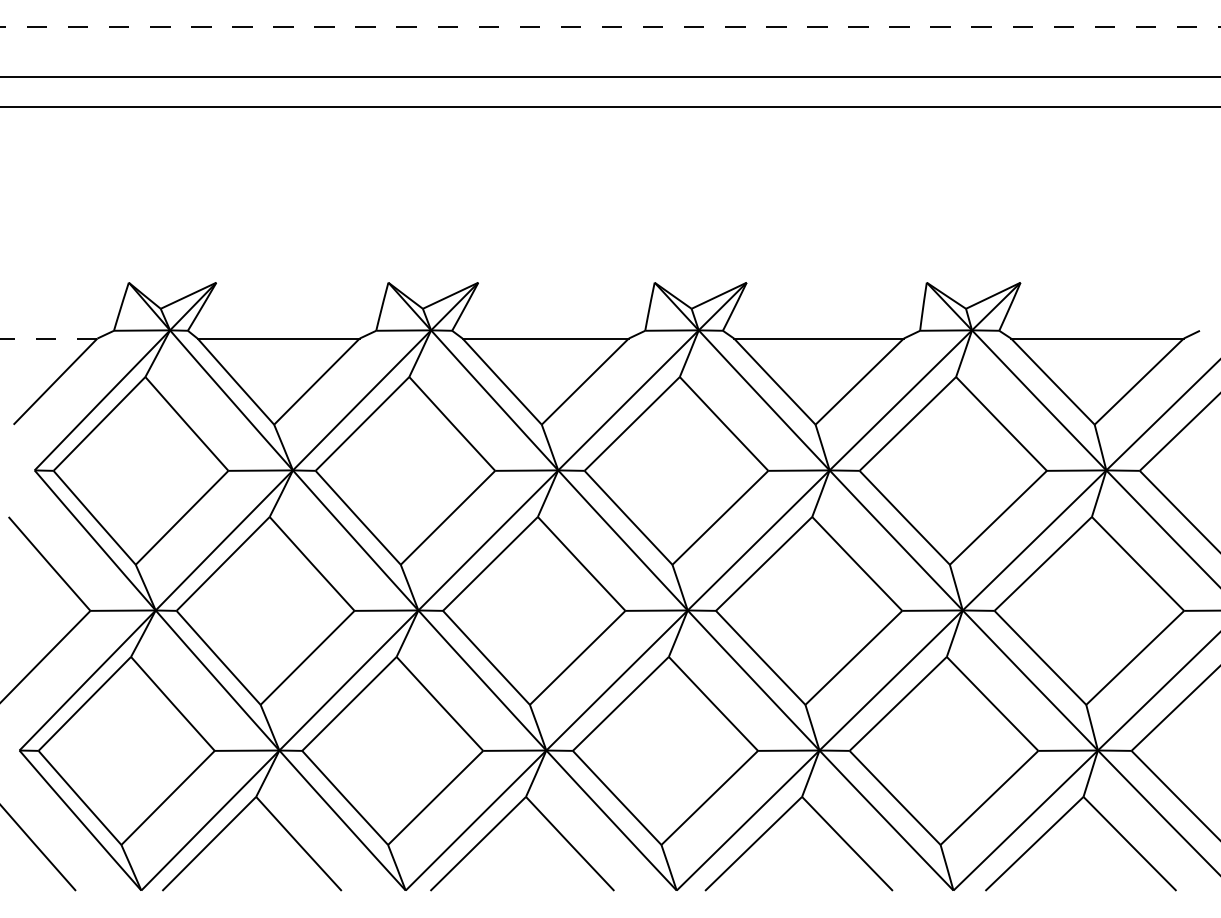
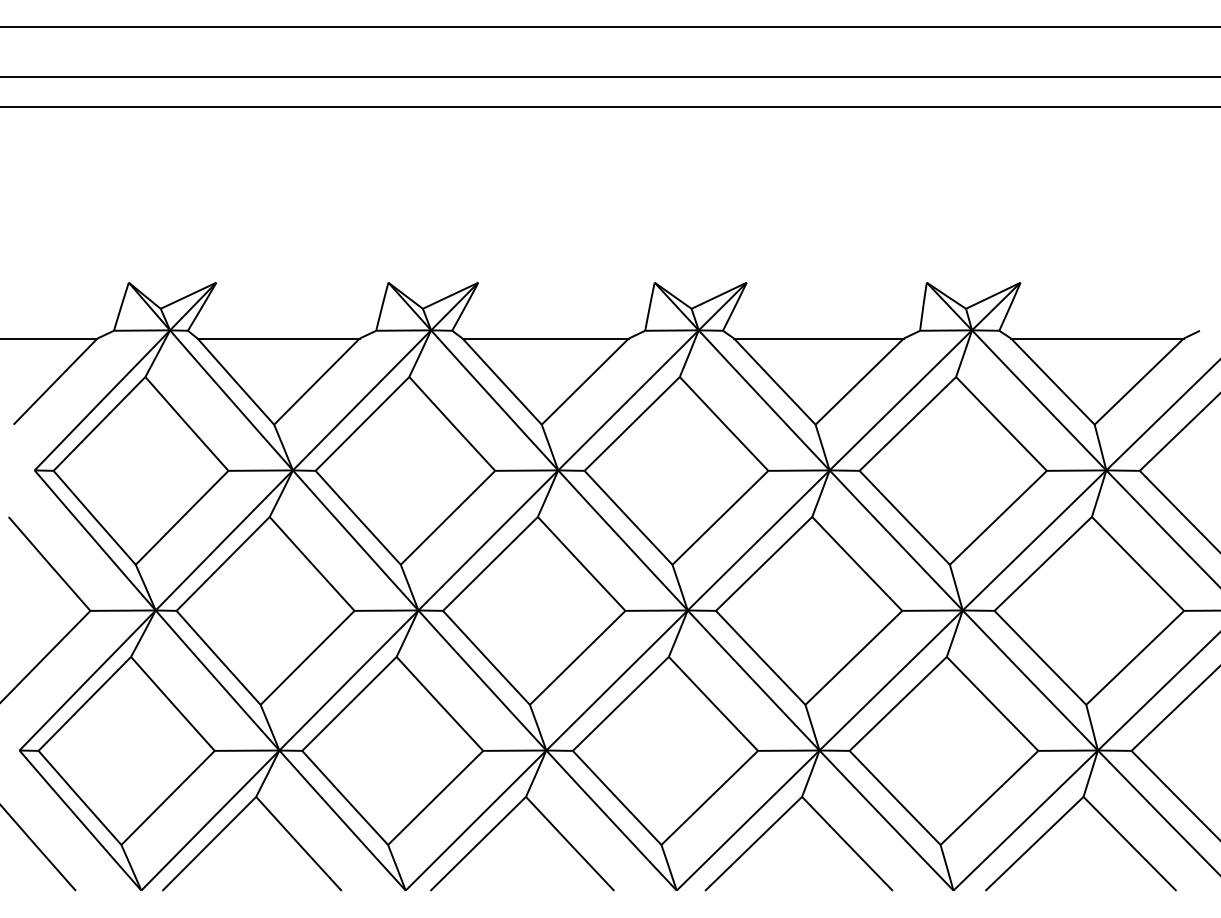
line: dashed -> solid (610, 27)
line: dashed -> solid (48, 338)
